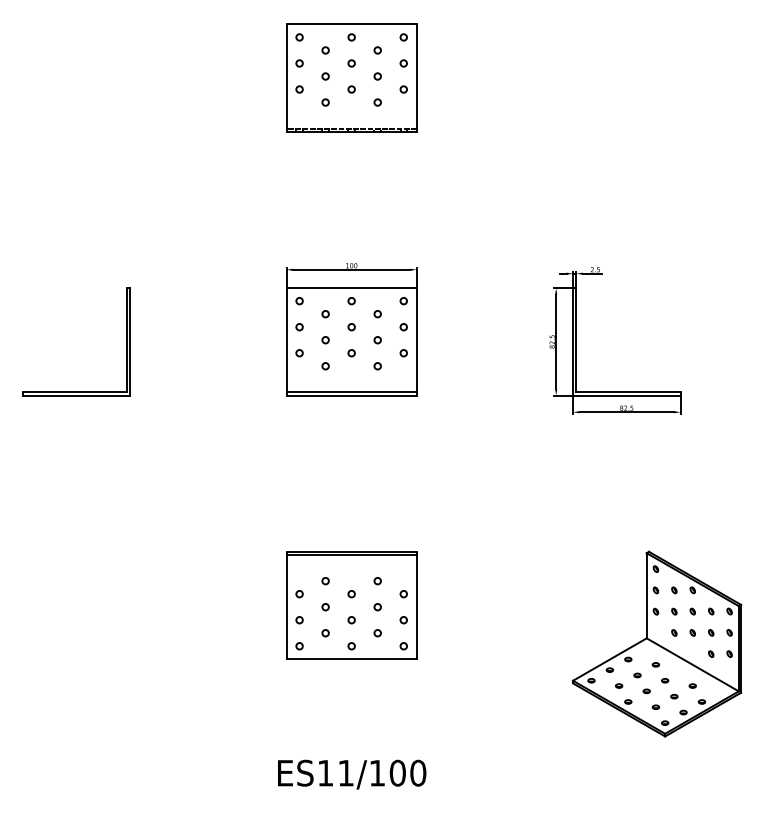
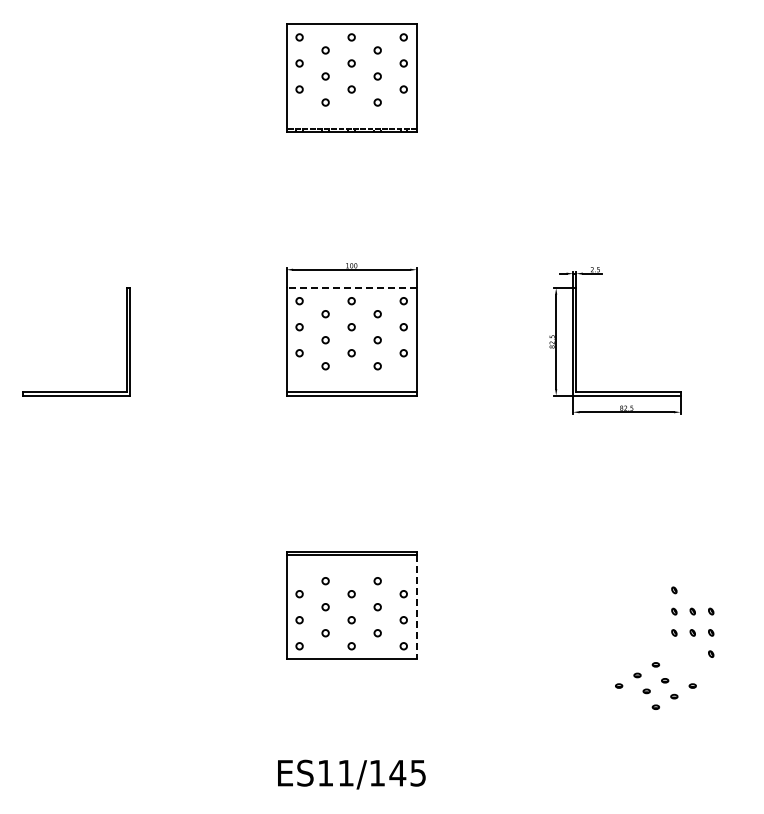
line: solid -> dashed (351, 288)
line: solid -> dashed (416, 607)
part: present -> none (657, 643)
text: ES11/100 -> ES11/145 (407, 772)
